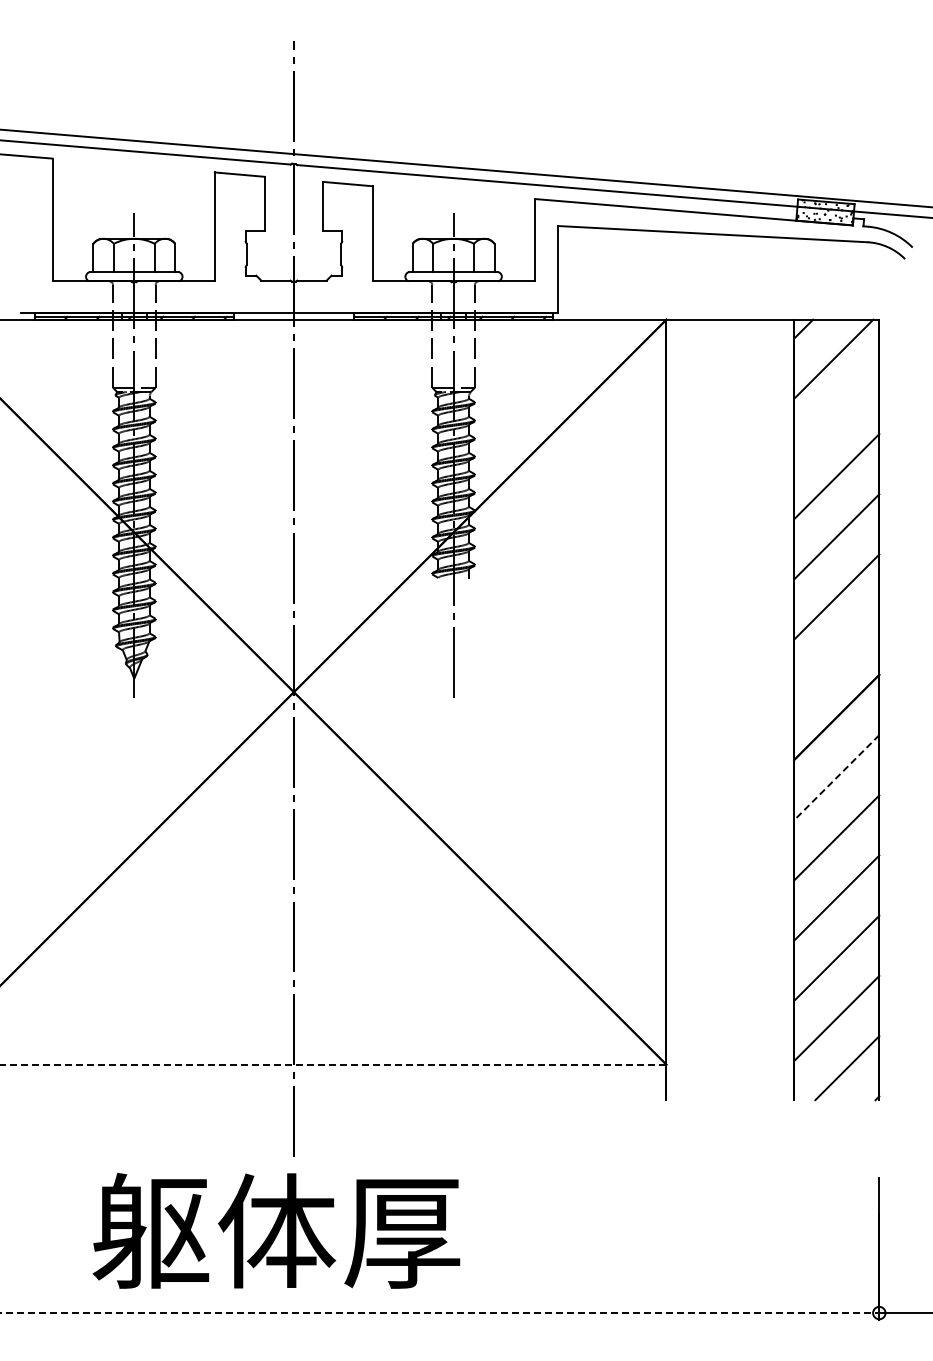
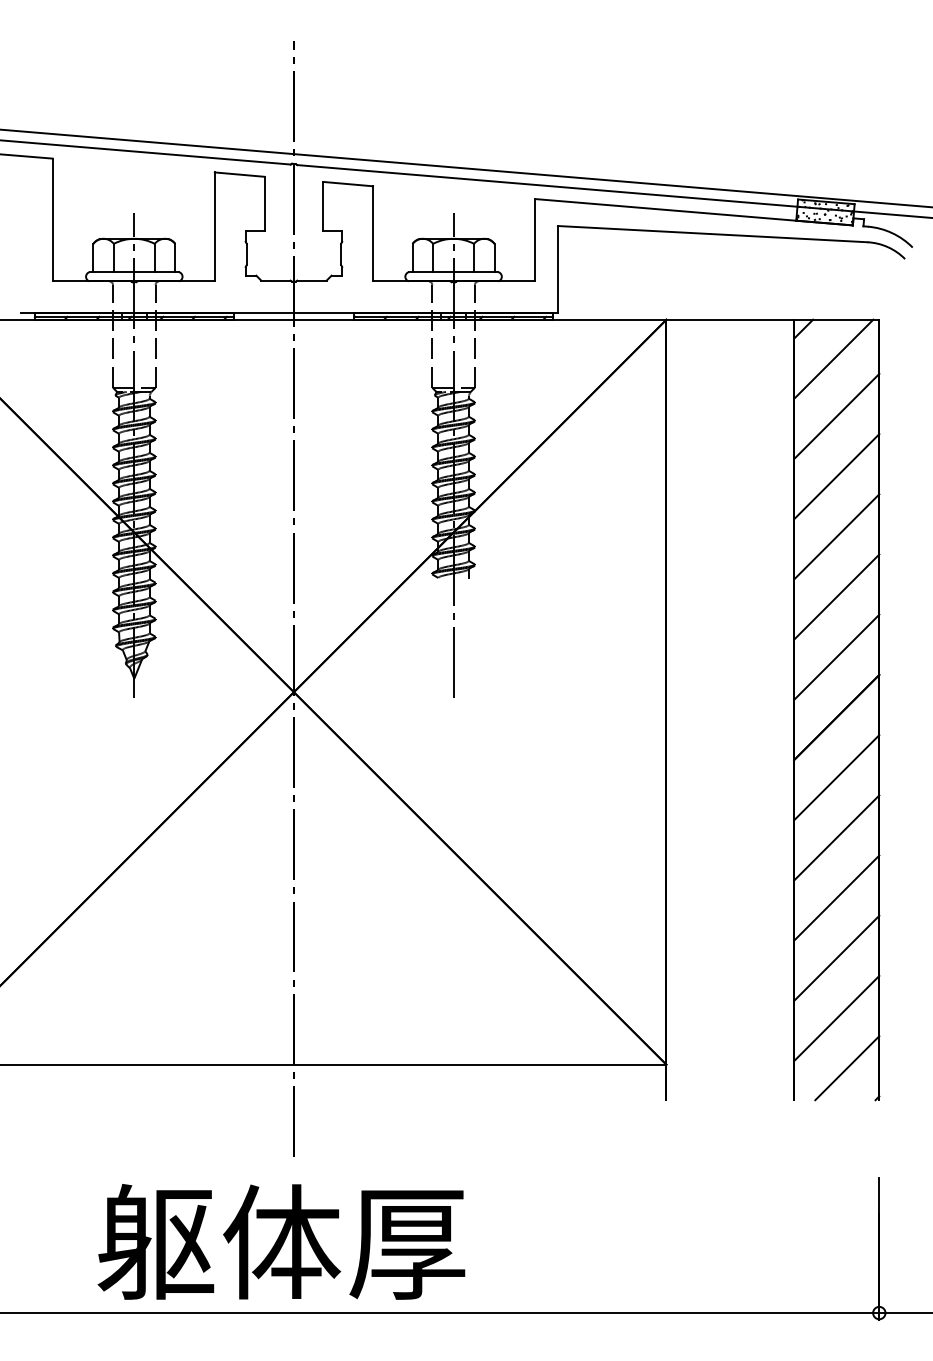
line: none -> present (836, 416)
line: none -> present (836, 656)
line: dashed -> solid (836, 778)
line: dashed -> solid (332, 1064)
text position: (276, 1230) -> (281, 1241) (281, 1241)
line: dashed -> solid (440, 1313)
